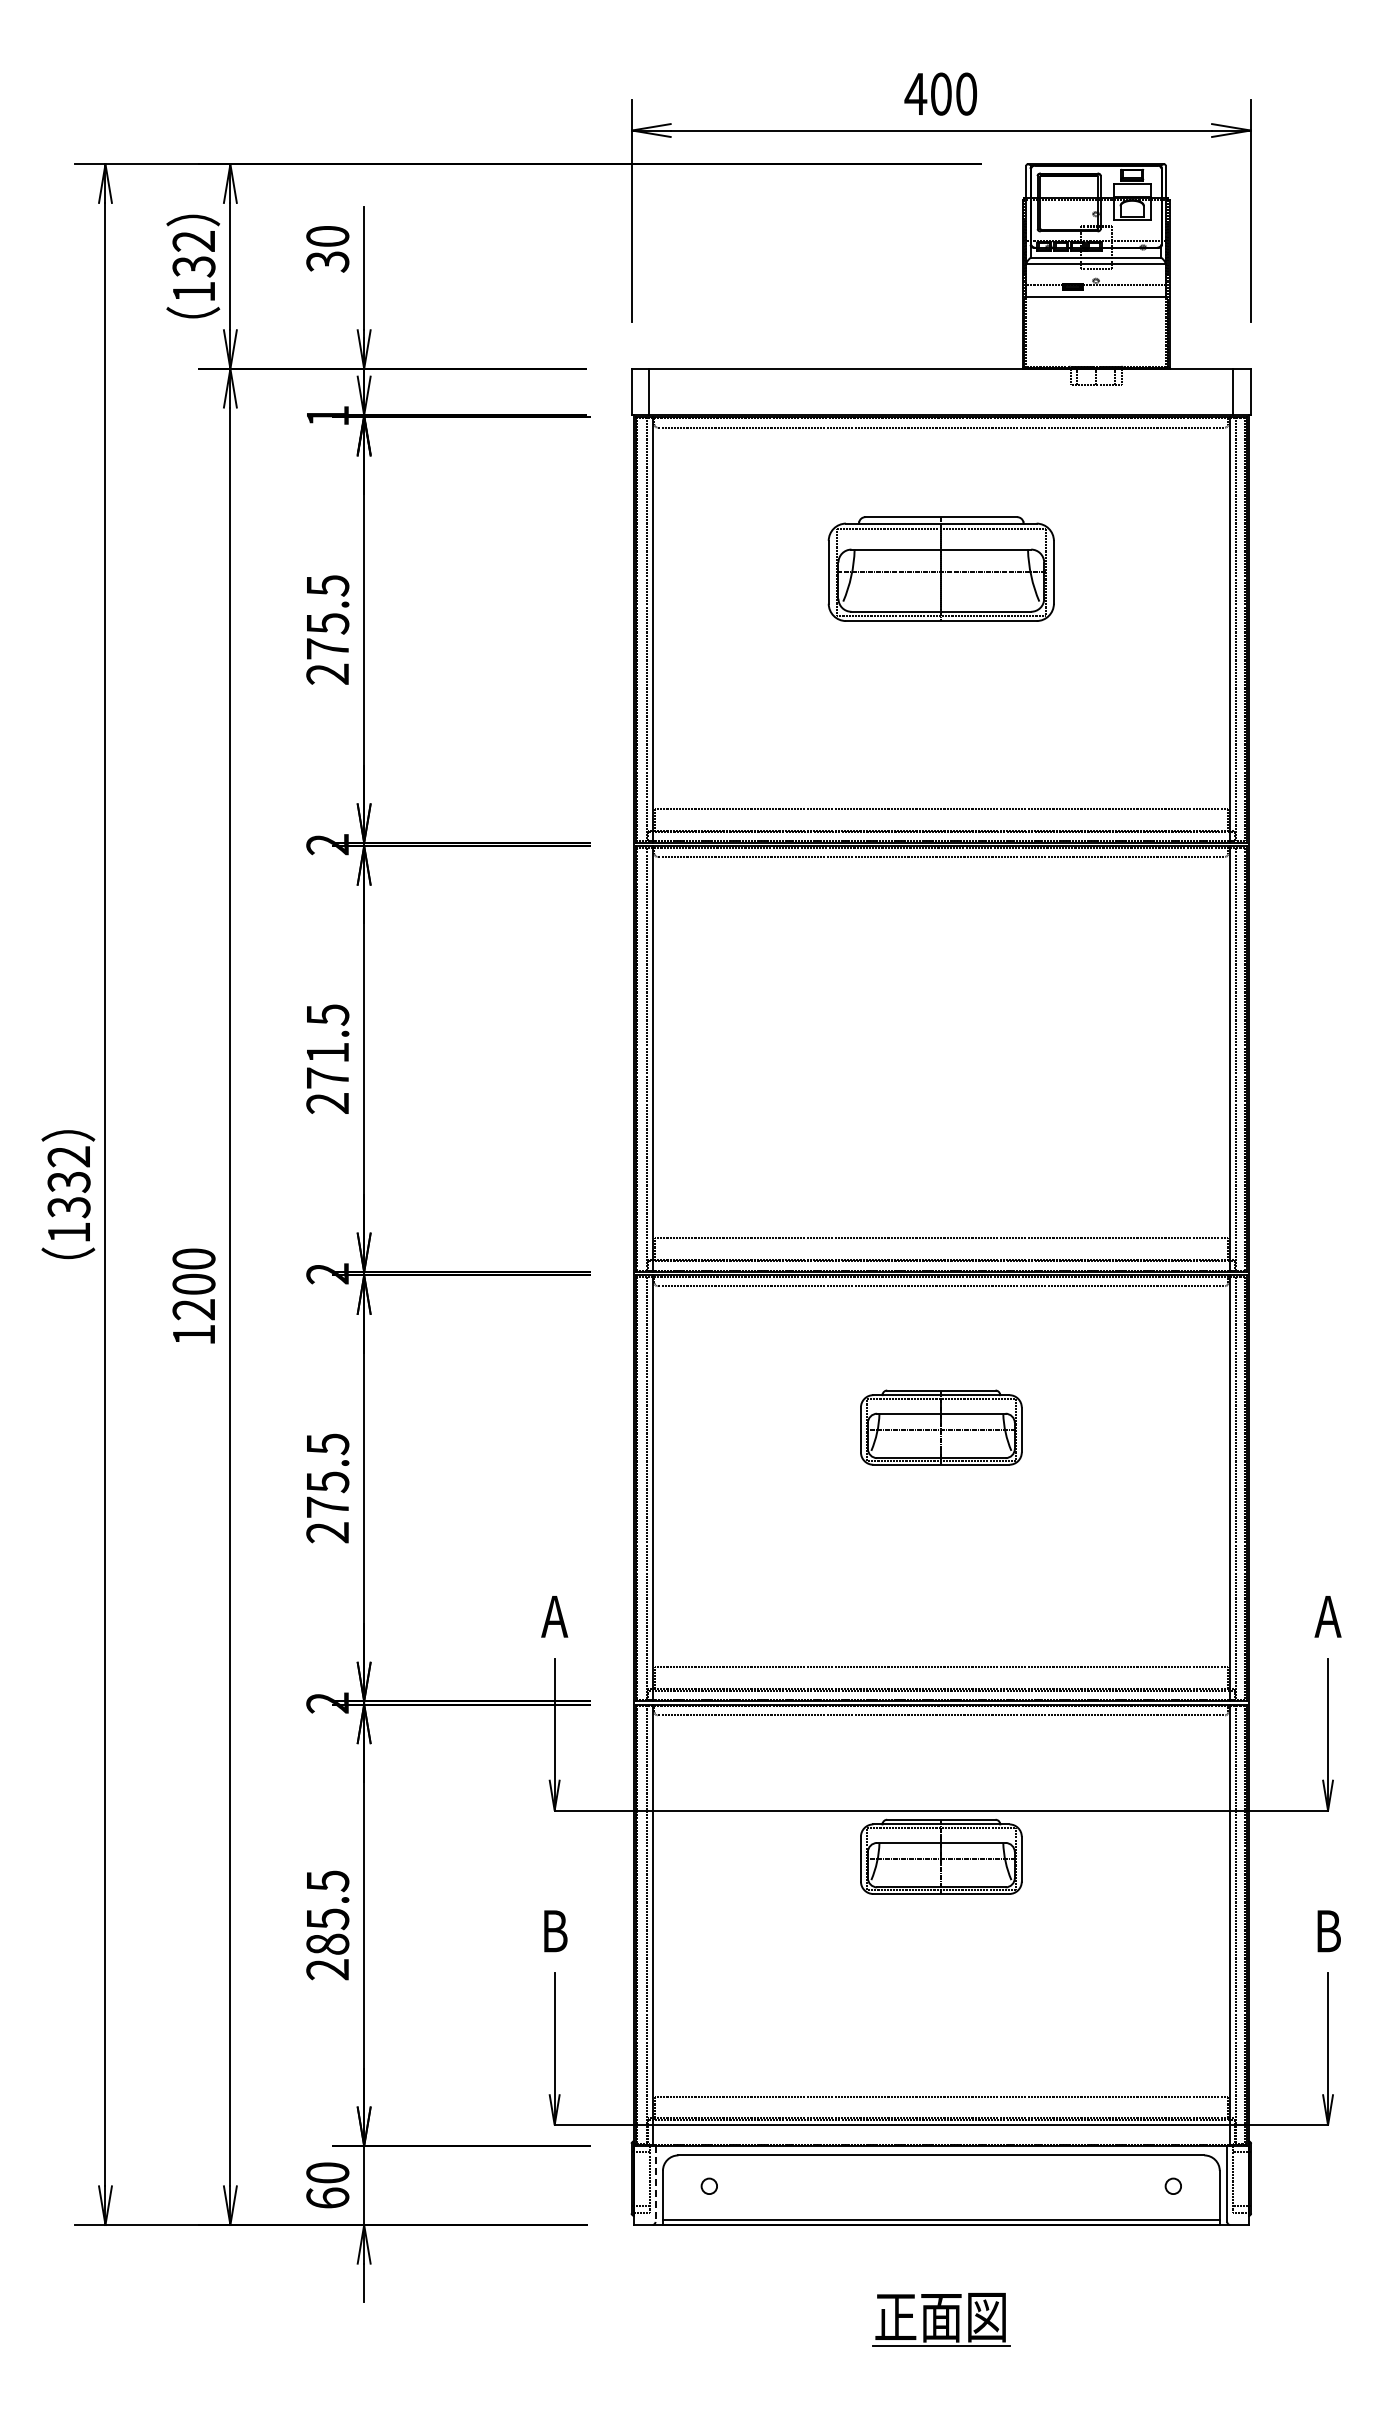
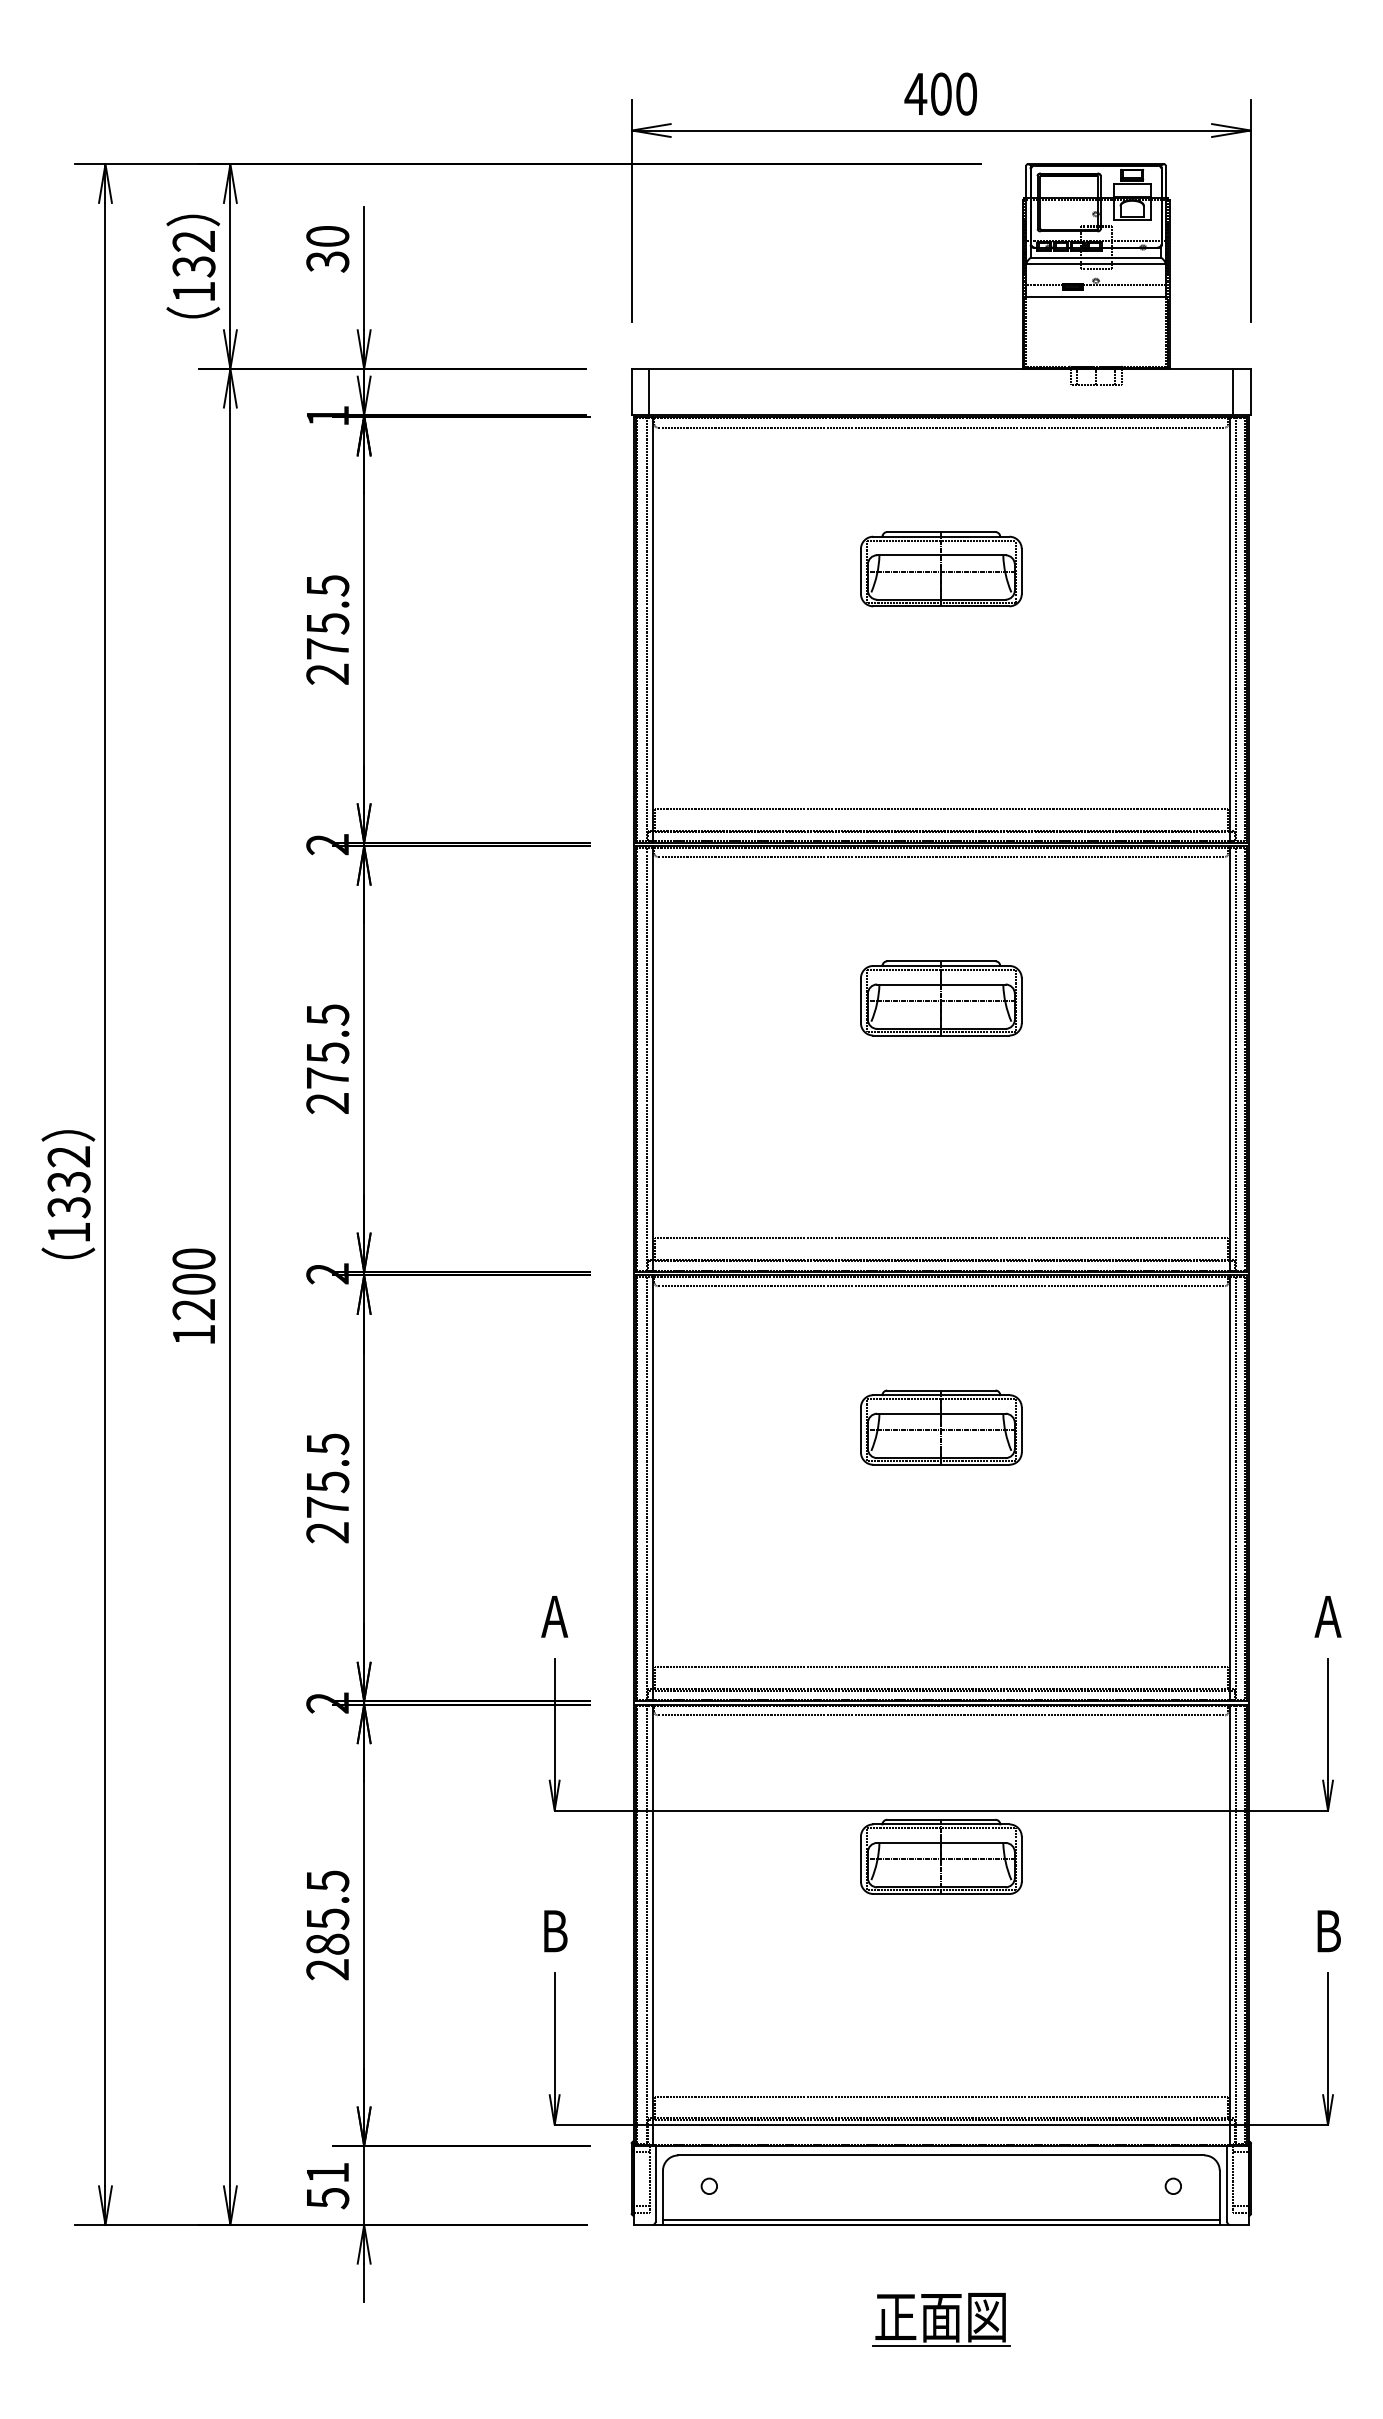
part size: 228x106 px -> 163x77 px (941, 569)
part: none -> present (941, 998)
text: 271.5 -> 275.5 (328, 1052)
line: dashed -> solid (655, 2184)
text: 60 -> 51 (327, 2185)
